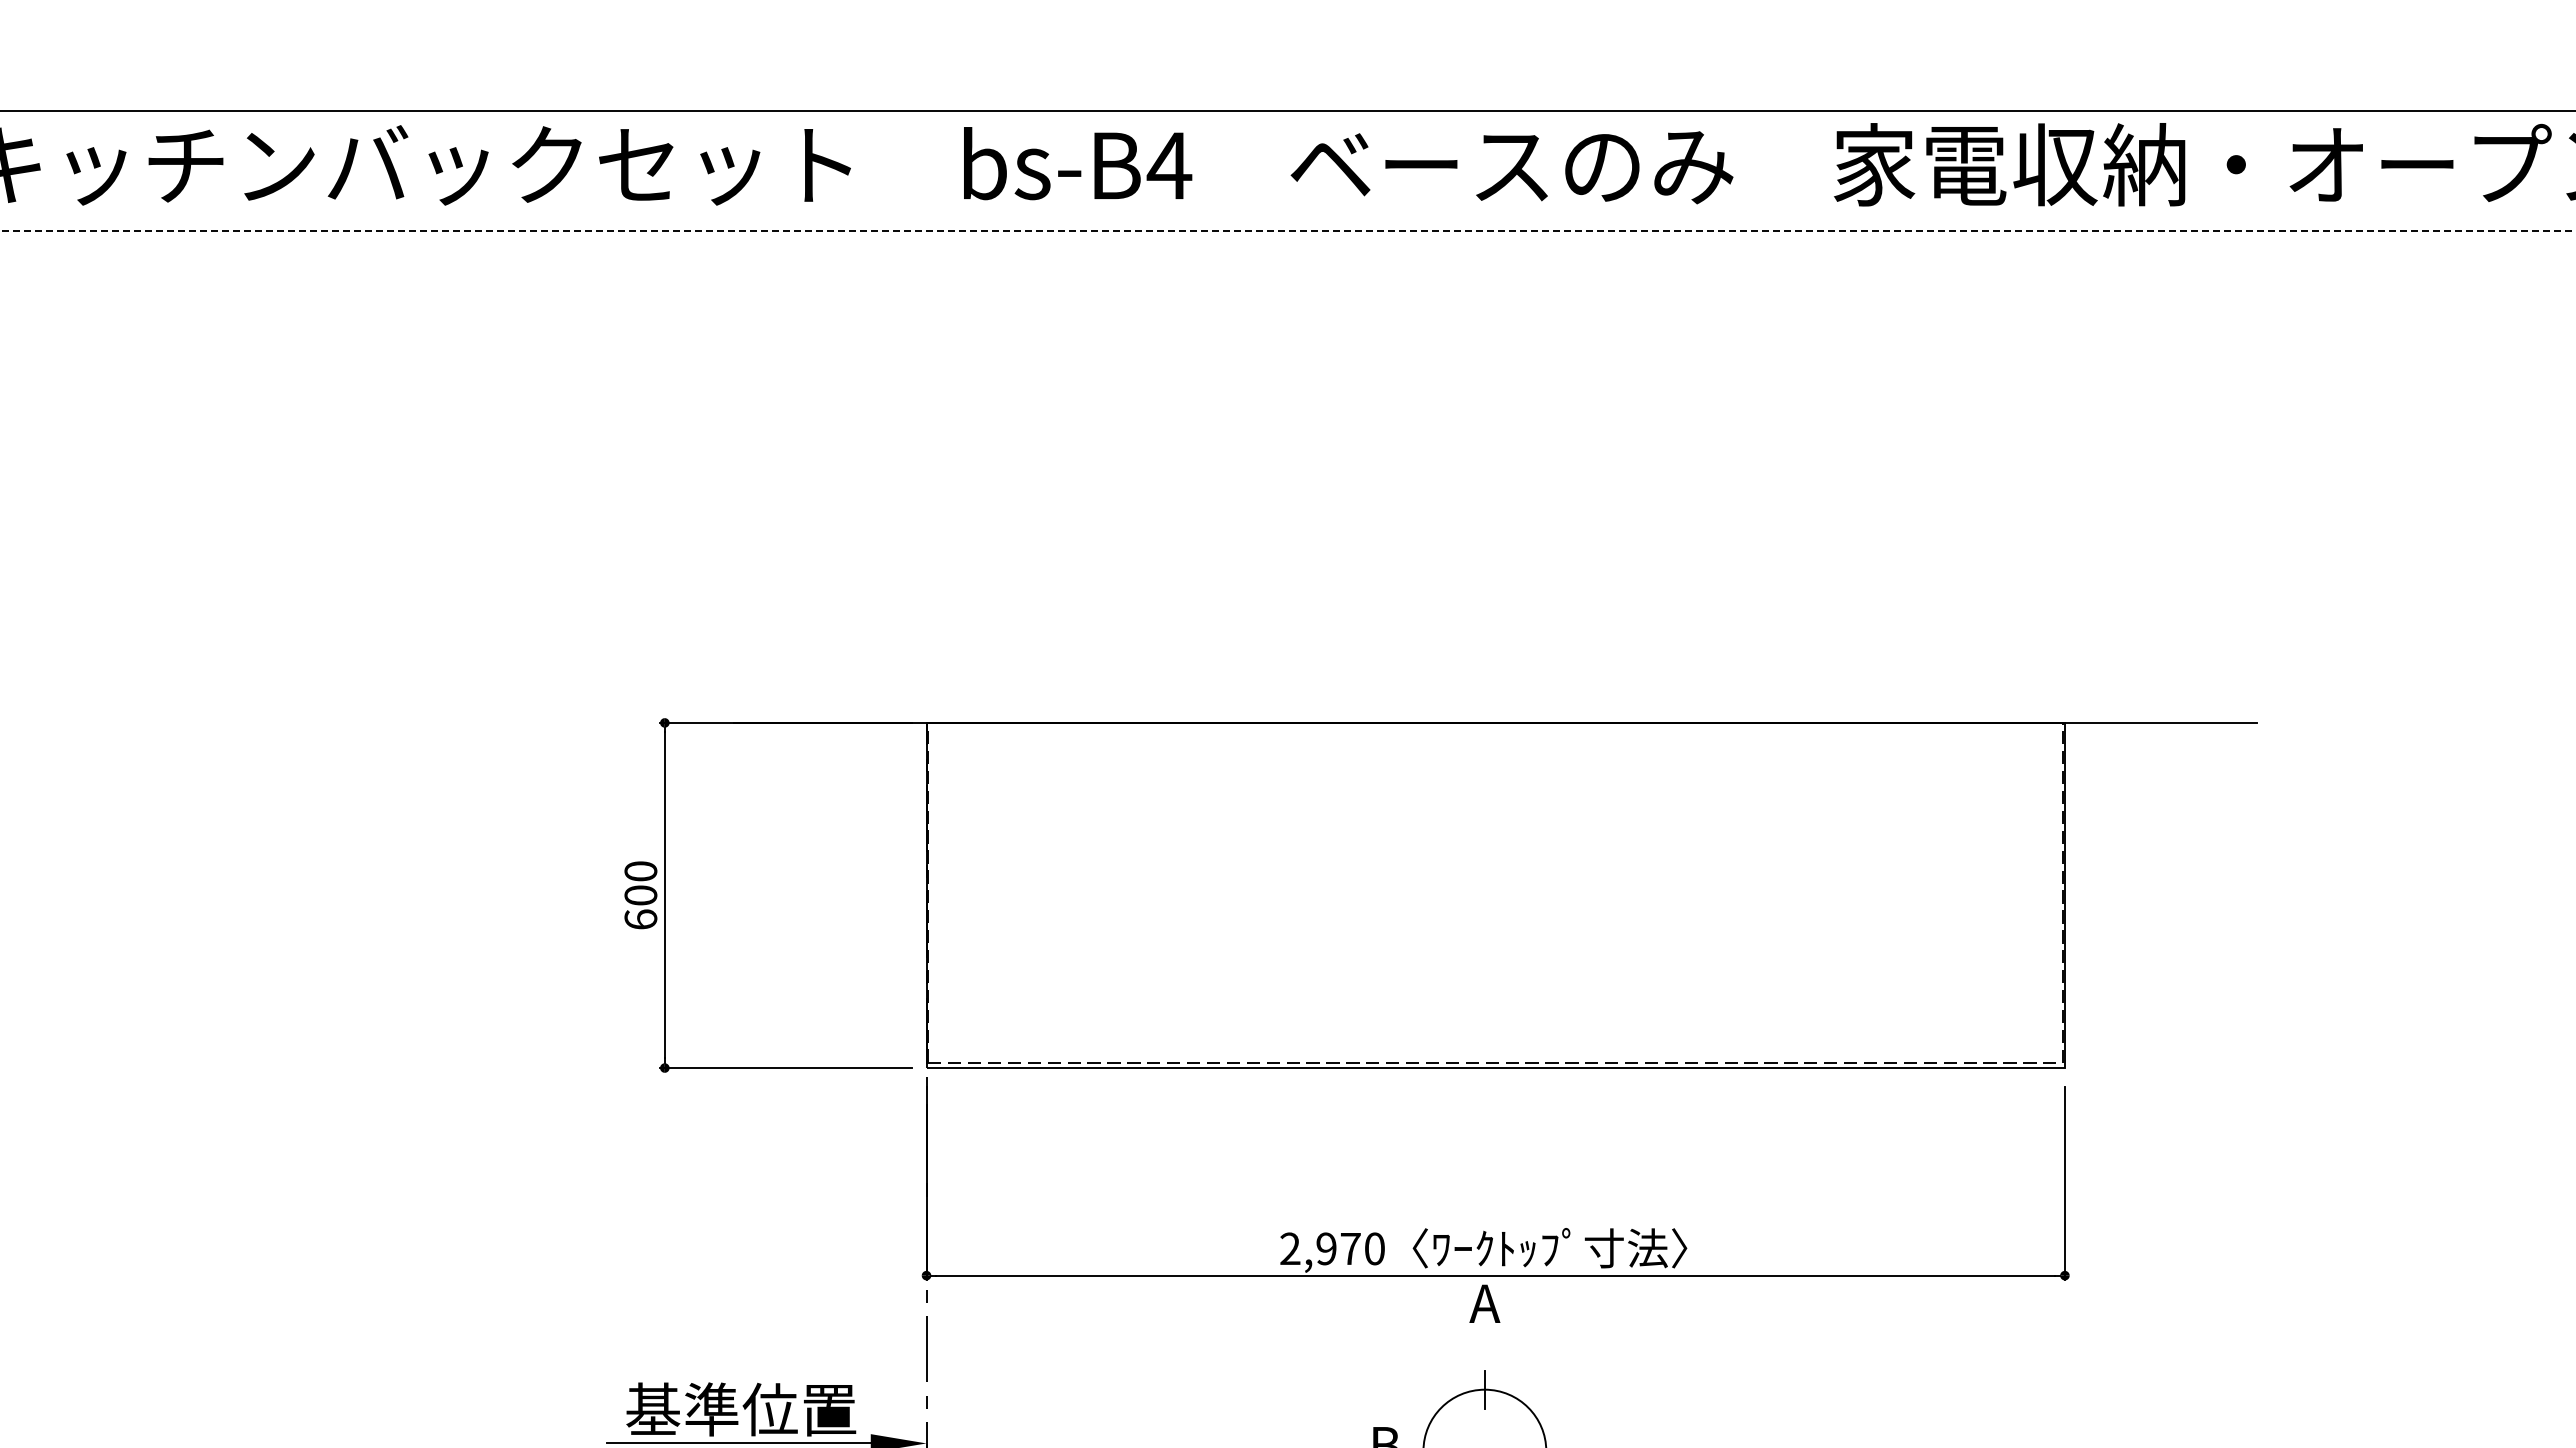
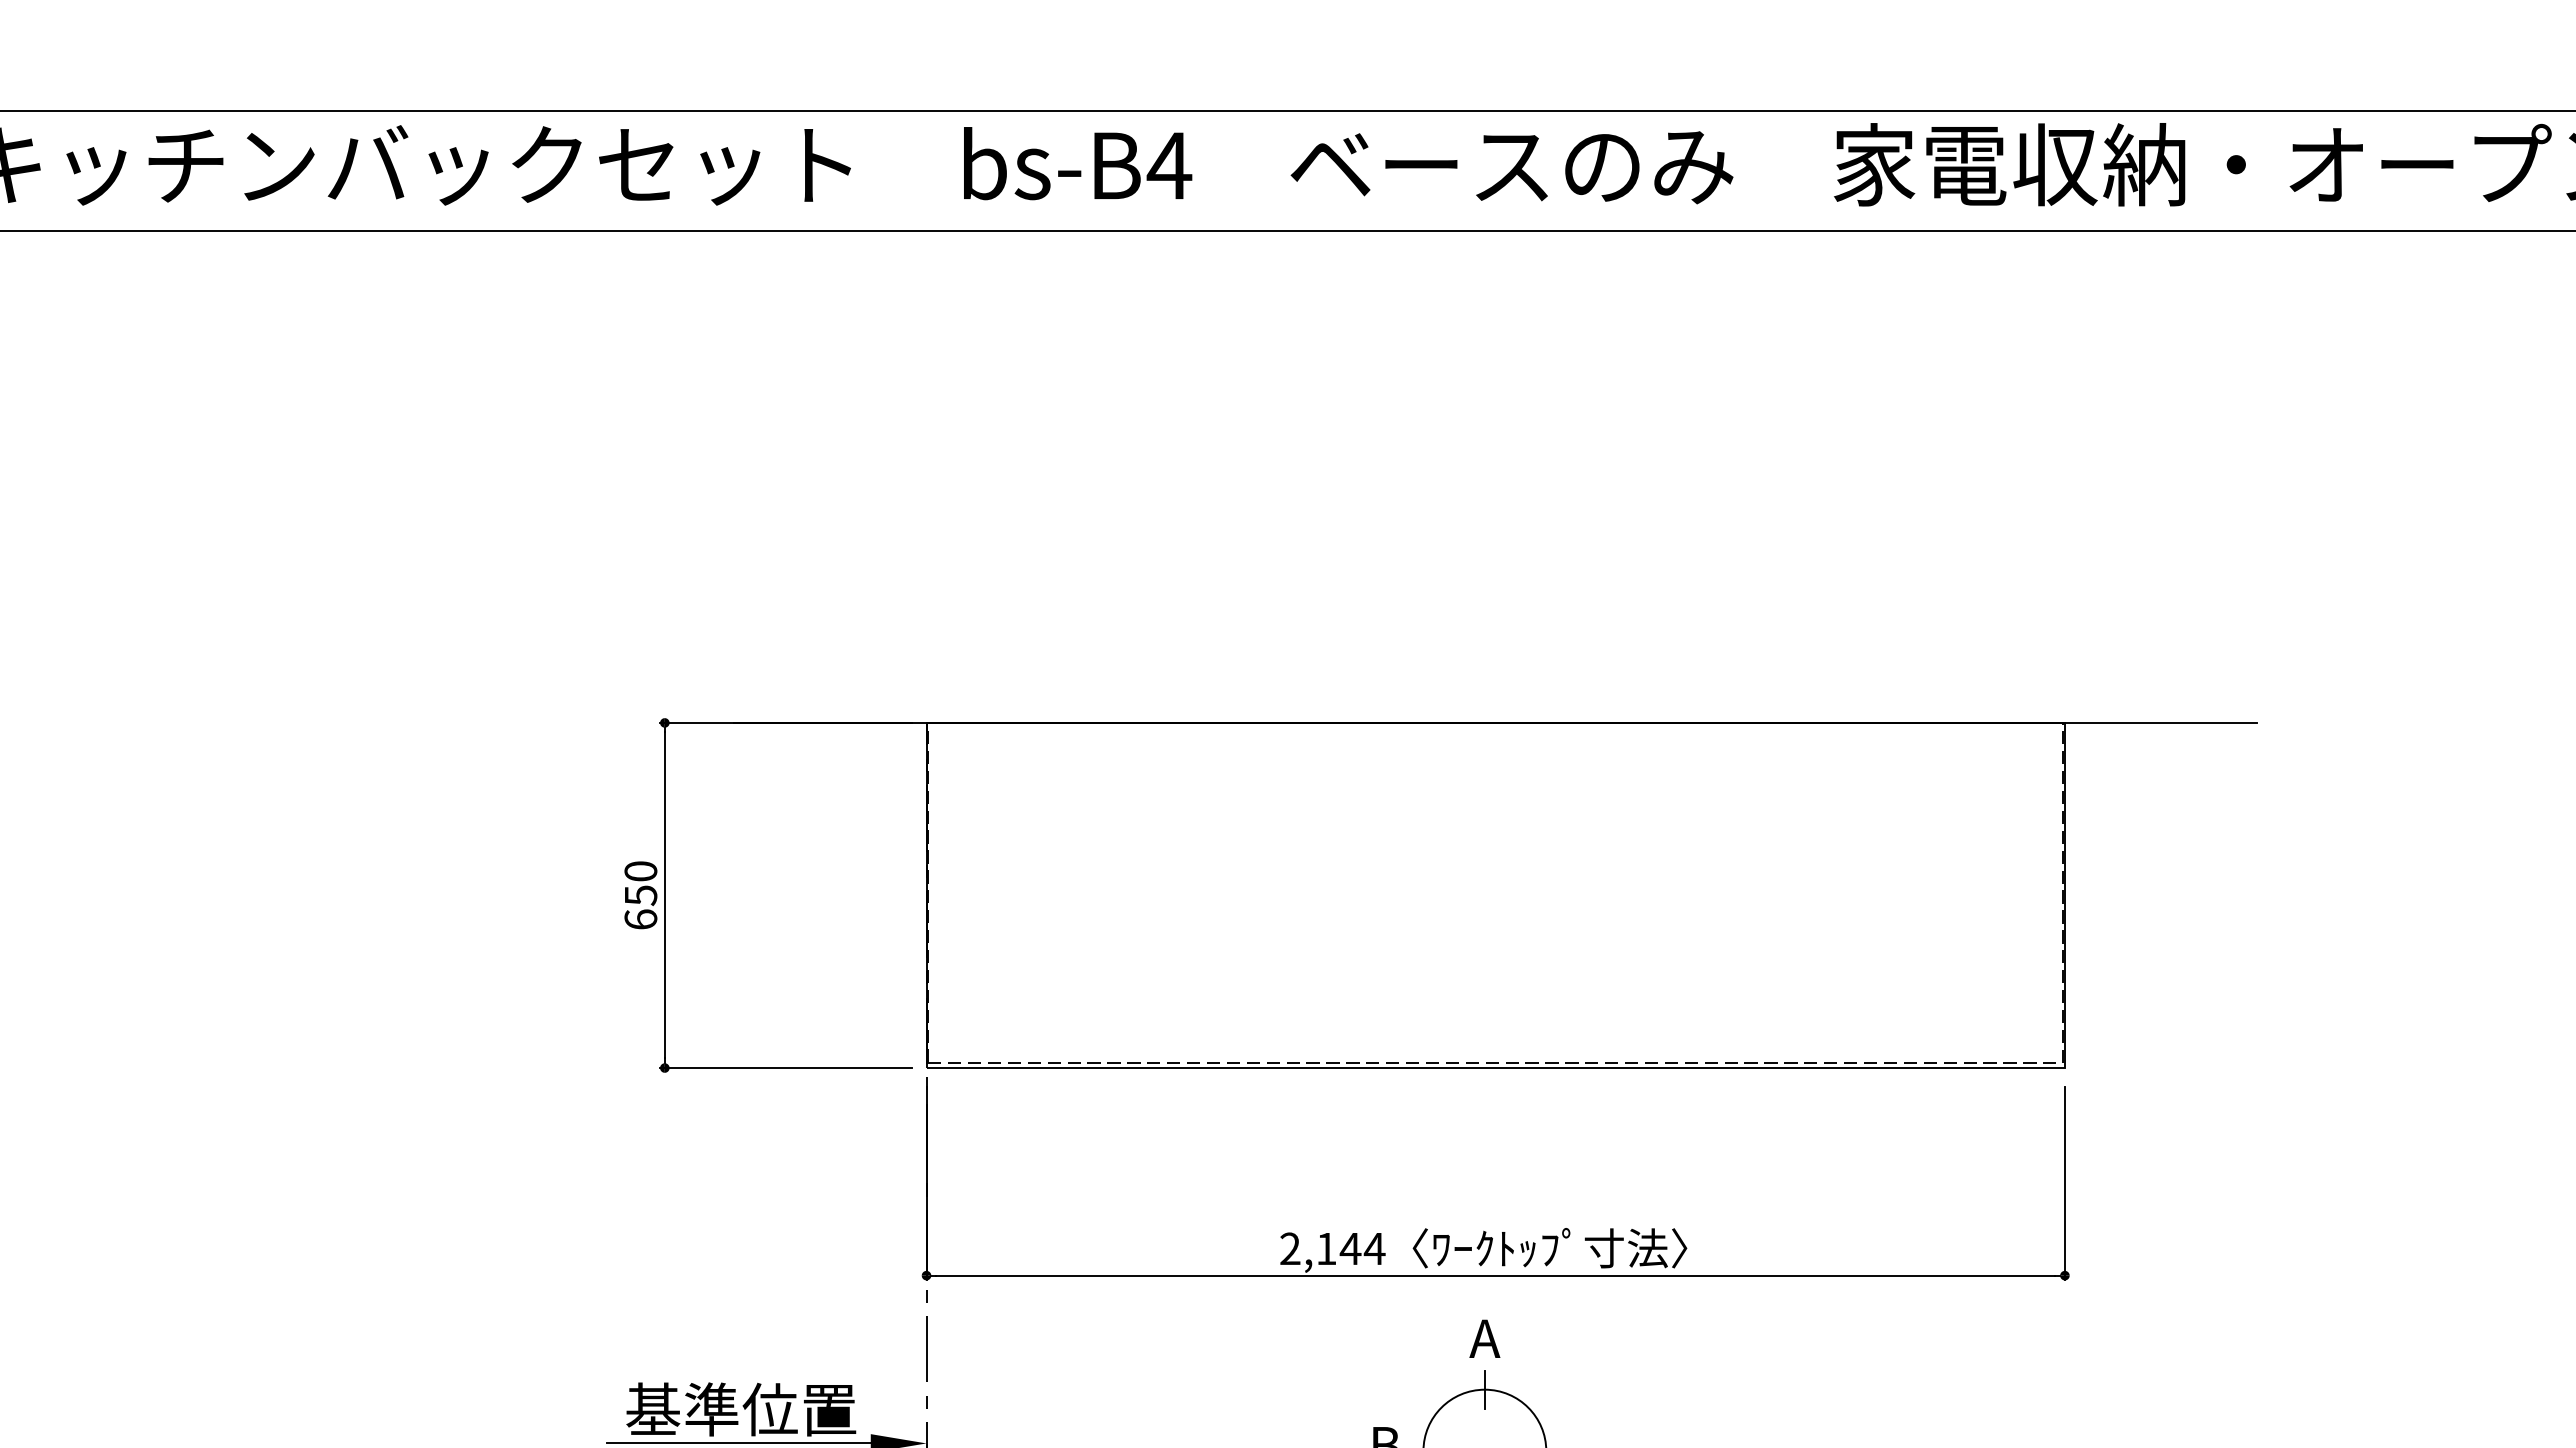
line: dashed -> solid (1288, 230)
text: 600 -> 650 (640, 895)
text: 2,970 -> 2,144 (1350, 1248)
text position: (1484, 1303) -> (1484, 1338) (1484, 1338)
